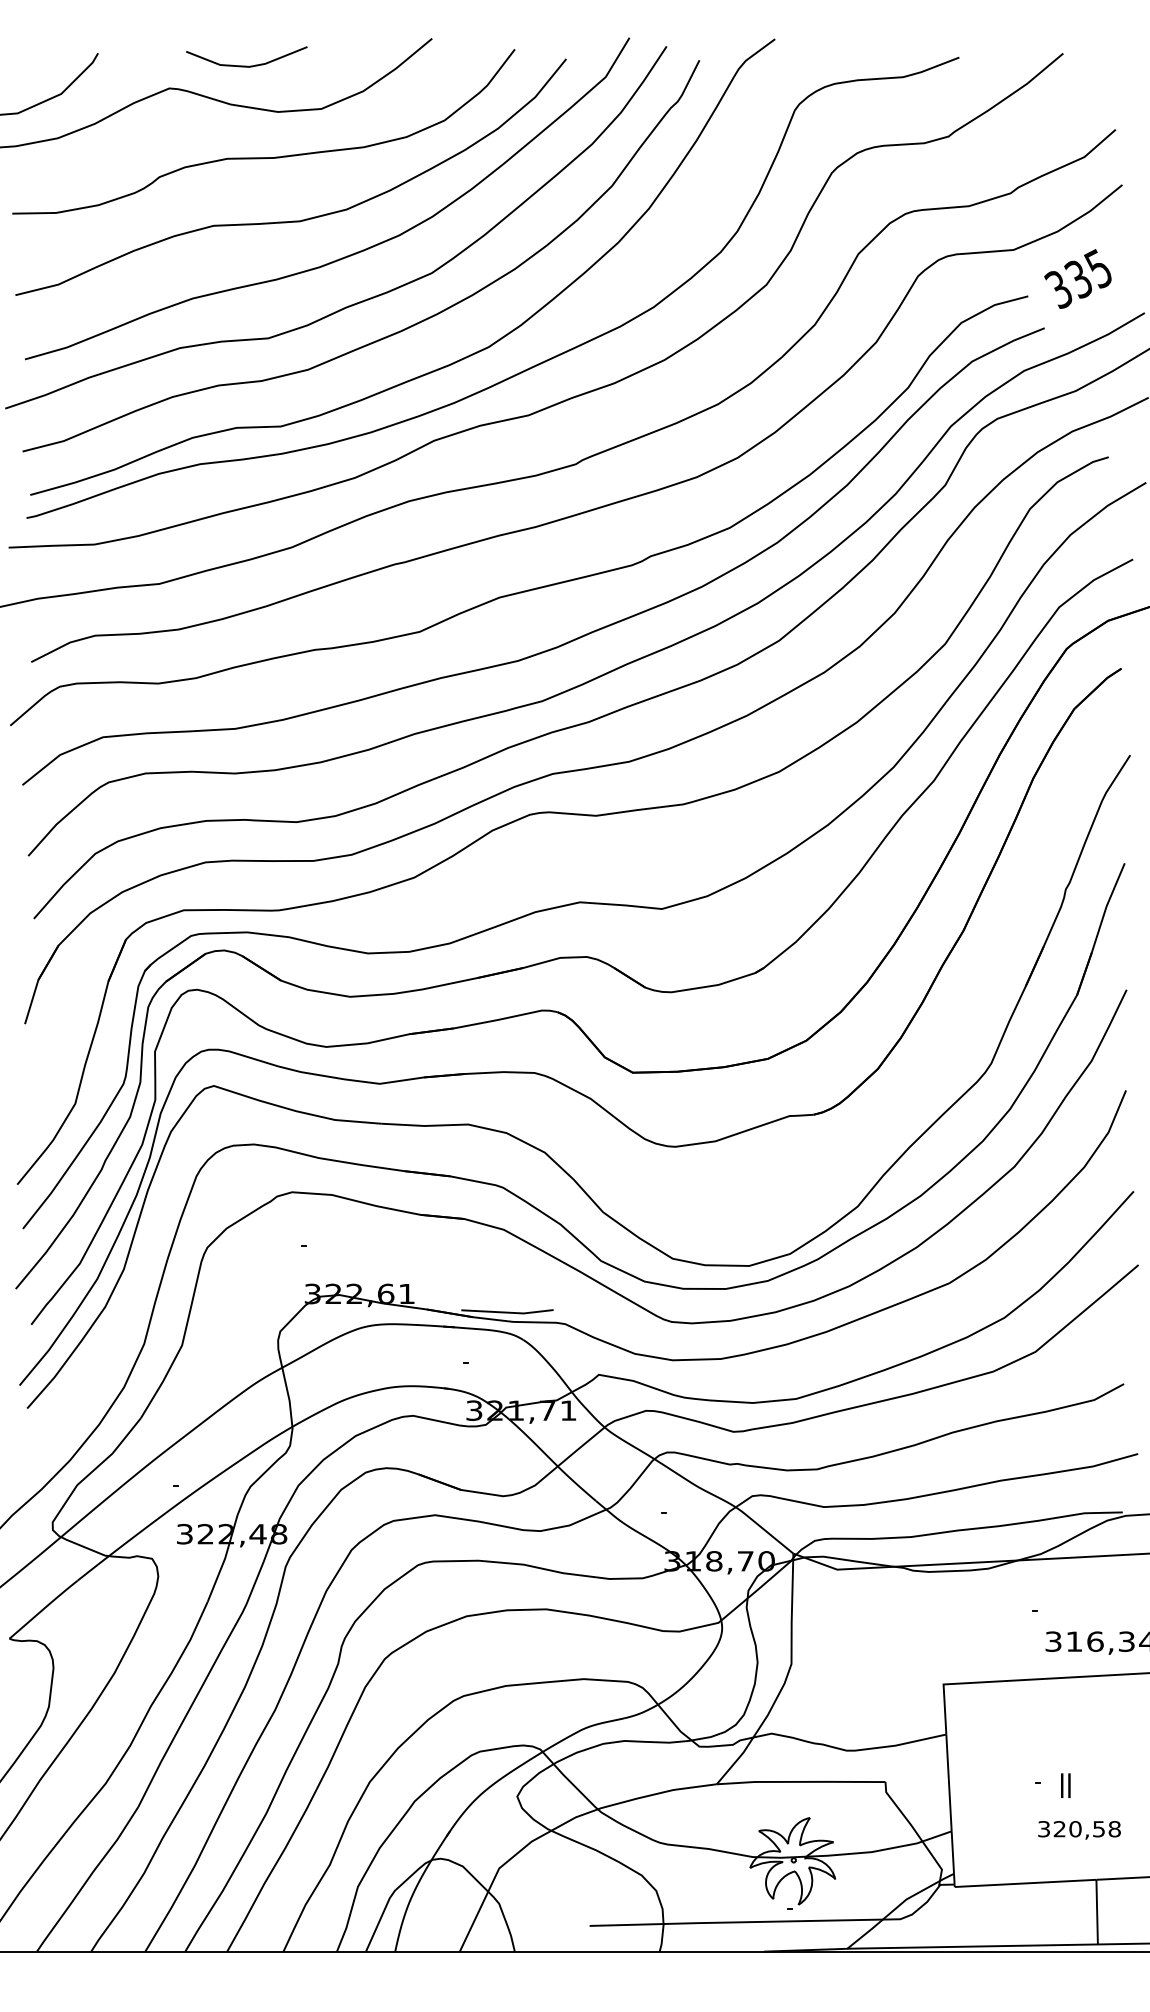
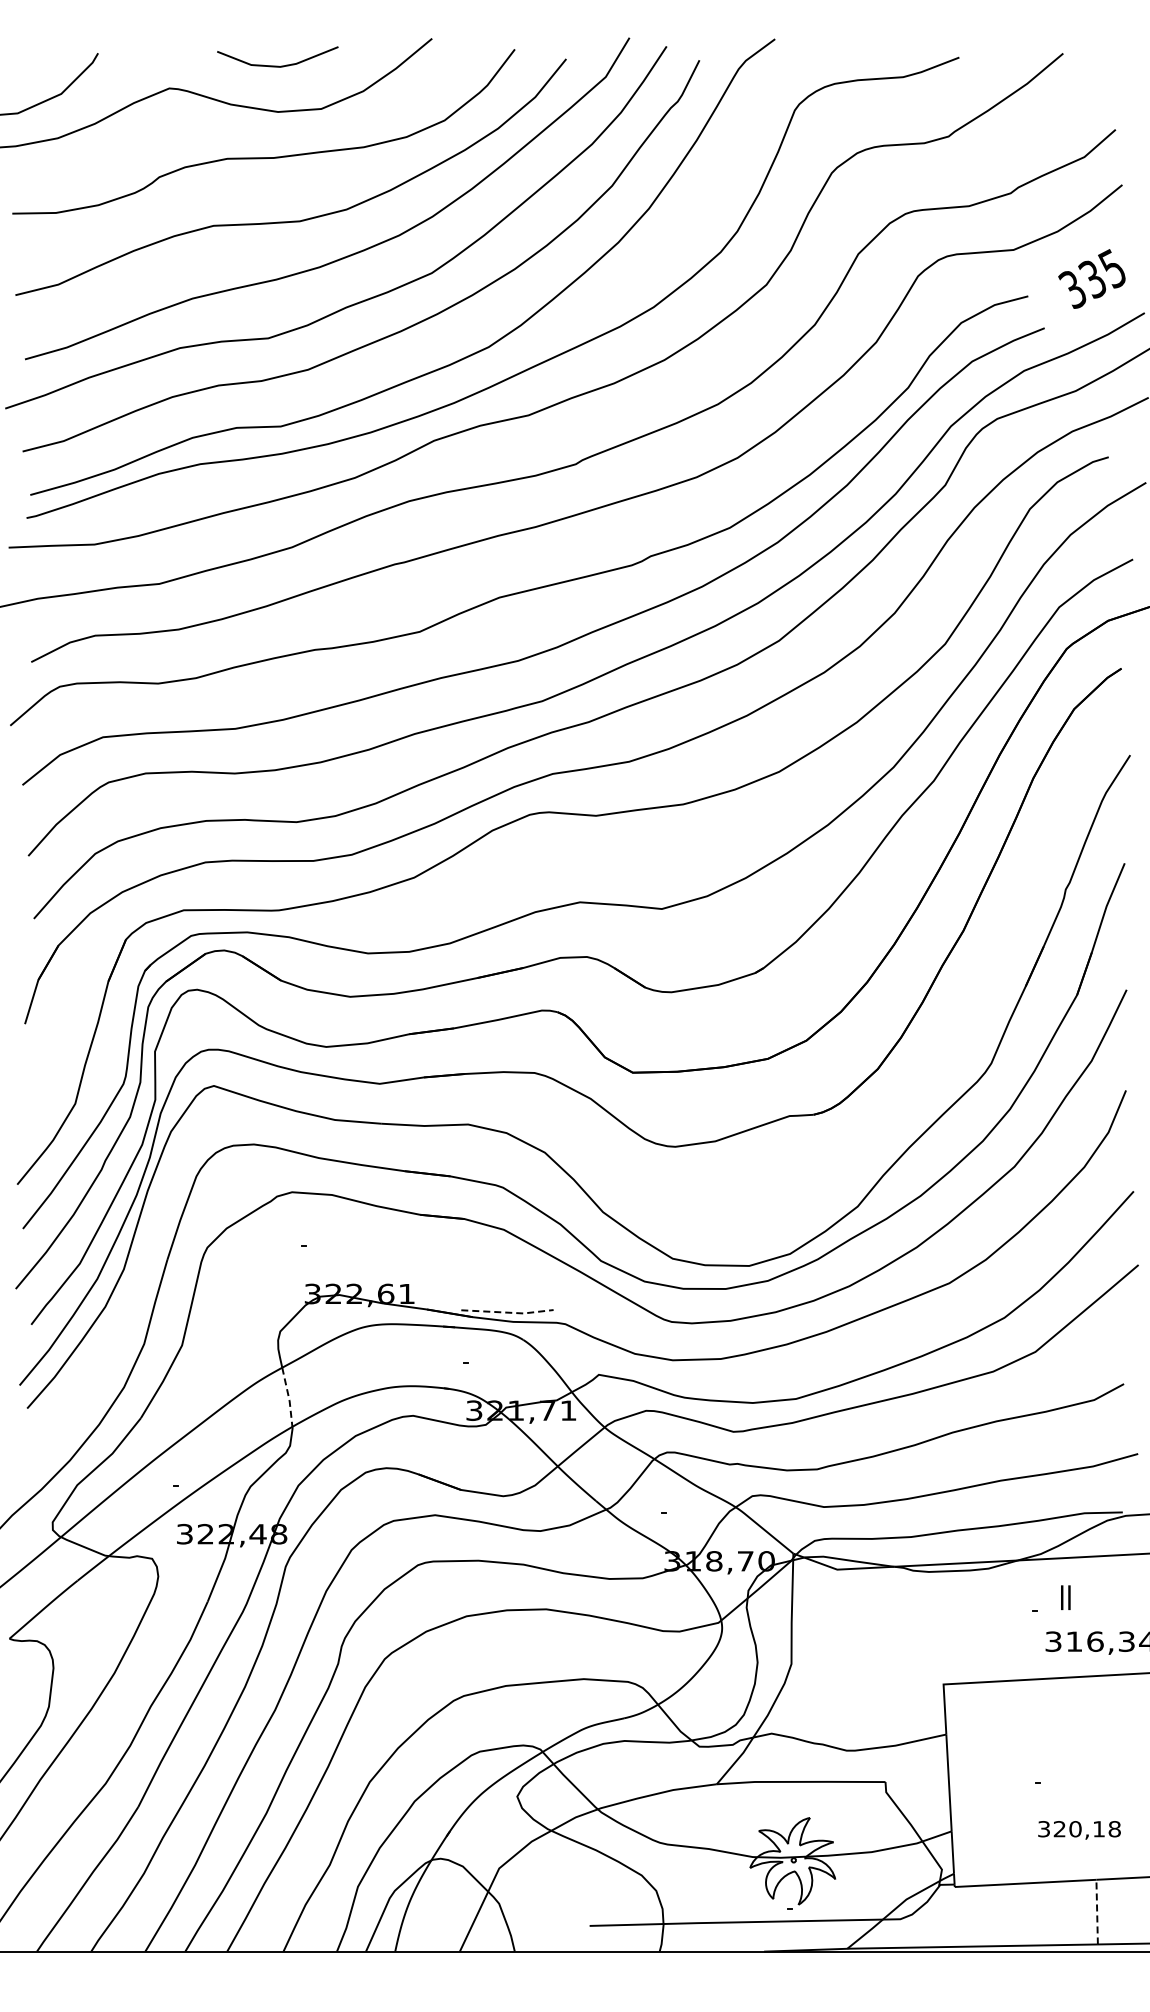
line position: (246, 65) -> (277, 65) (277, 65)
text position: (1077, 278) -> (1091, 278) (1091, 278)
line: solid -> dashed (508, 1312)
line: solid -> dashed (288, 1397)
text position: (1065, 1785) -> (1065, 1597) (1065, 1597)
text: 320,58 -> 320,18 (1098, 1829)
line: solid -> dashed (1097, 1911)
